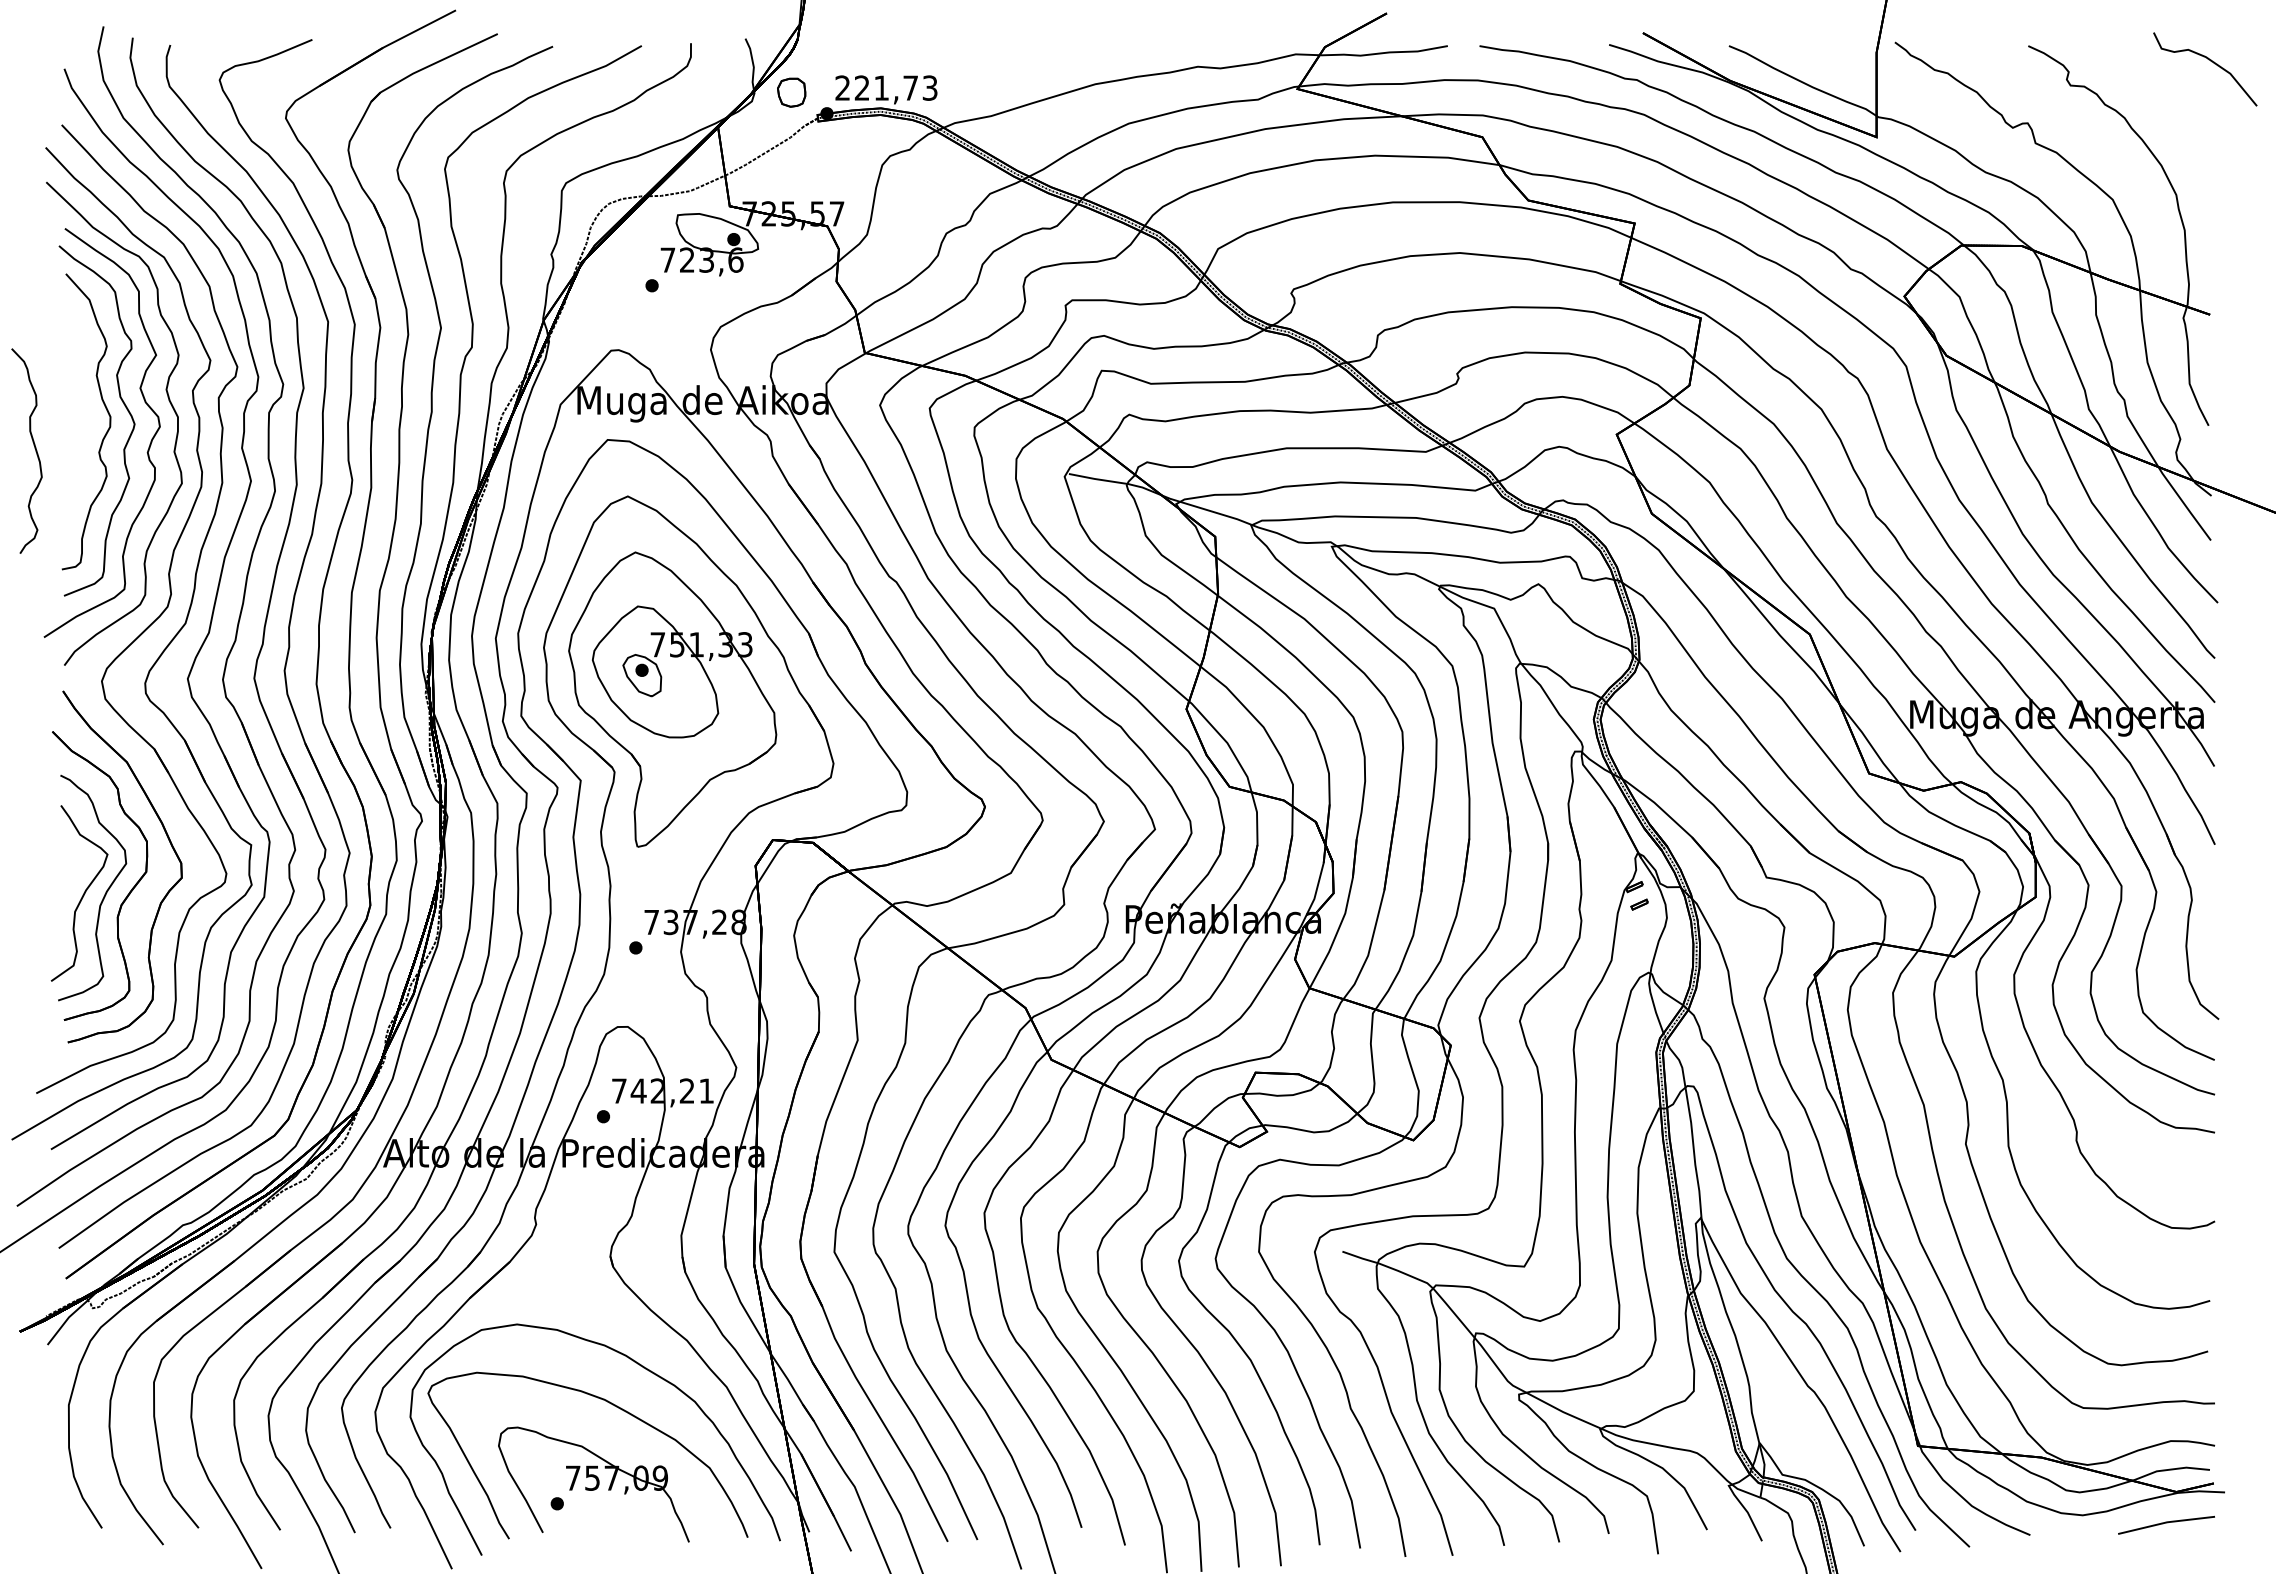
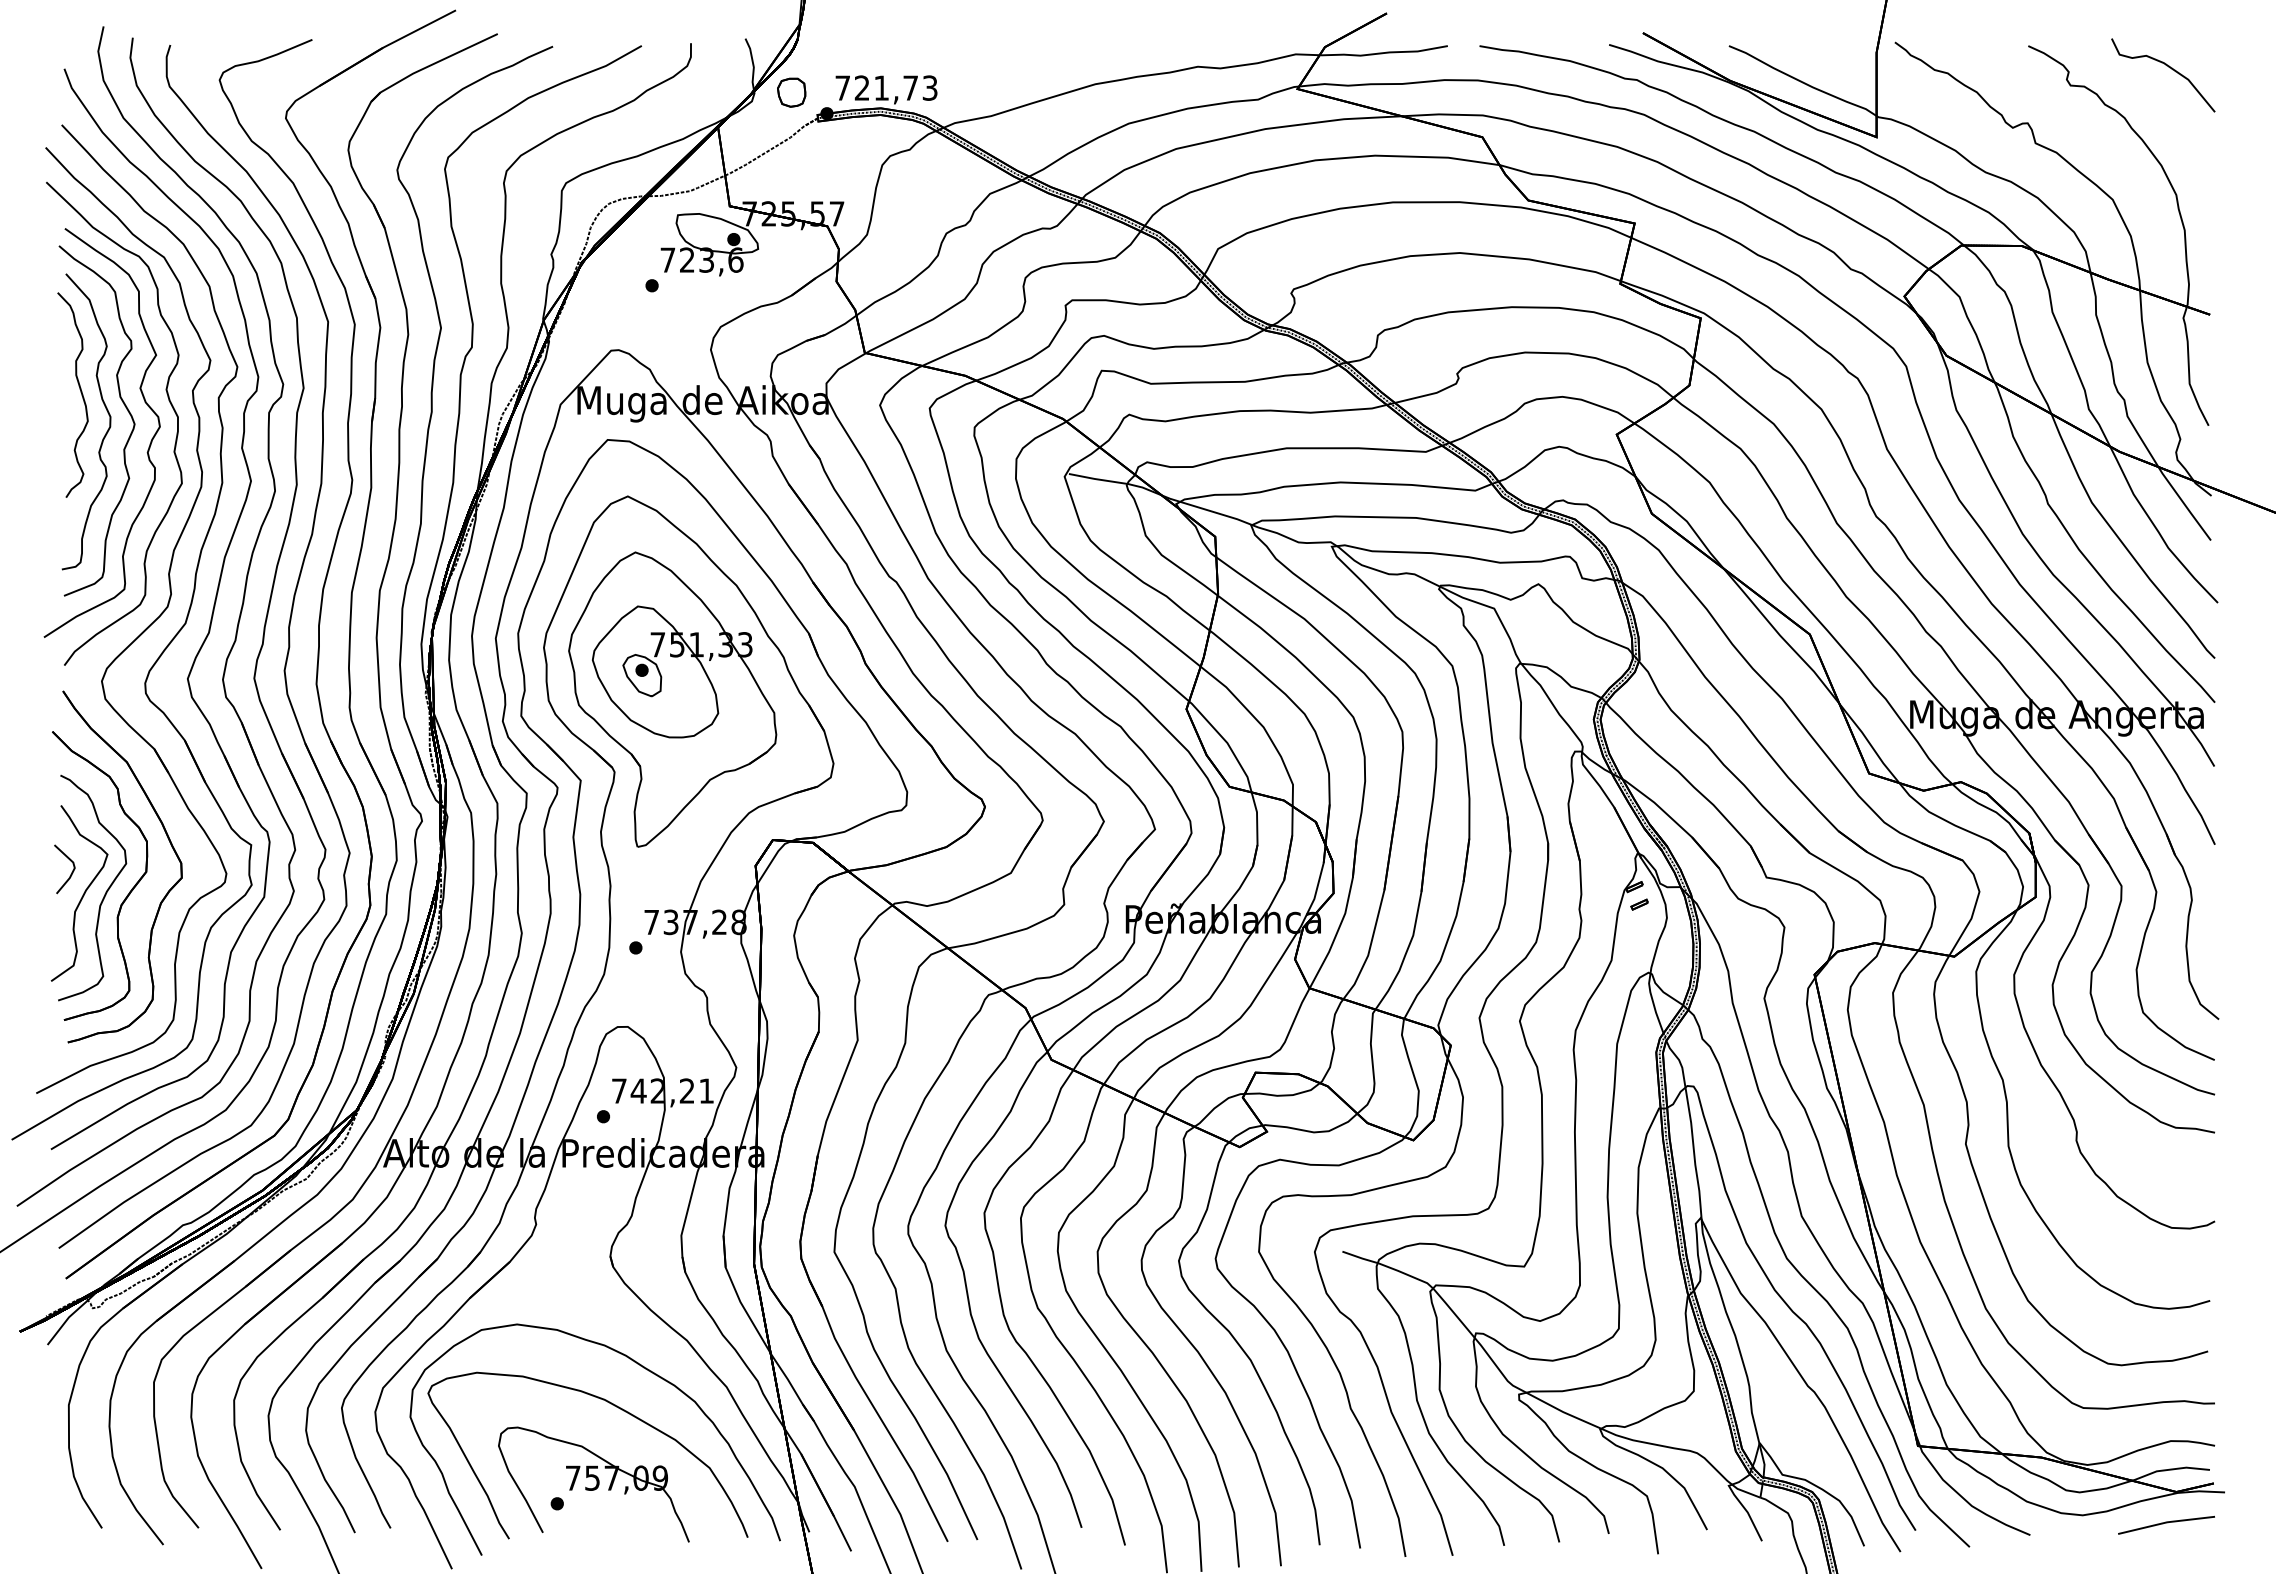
part position: (2210, 61) -> (2168, 67) (2168, 67)
text: 221,73 -> 721,73 (842, 87)
curve position: (34, 448) -> (80, 392) (80, 392)
line: none -> present (71, 872)
